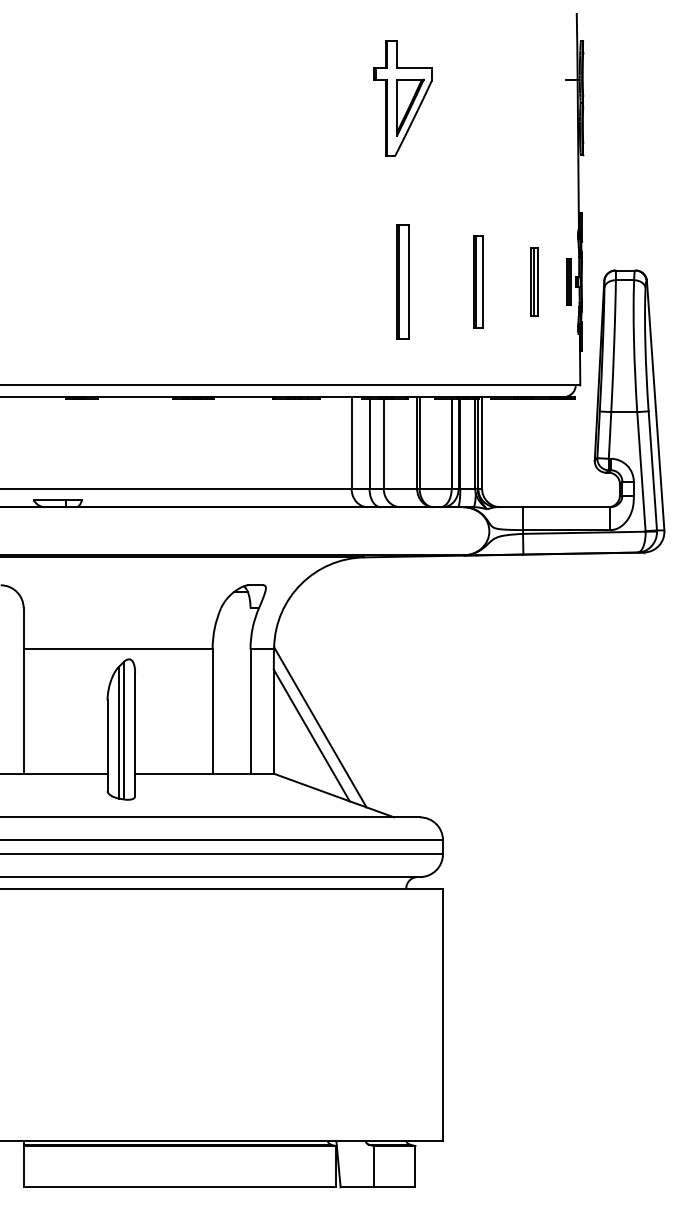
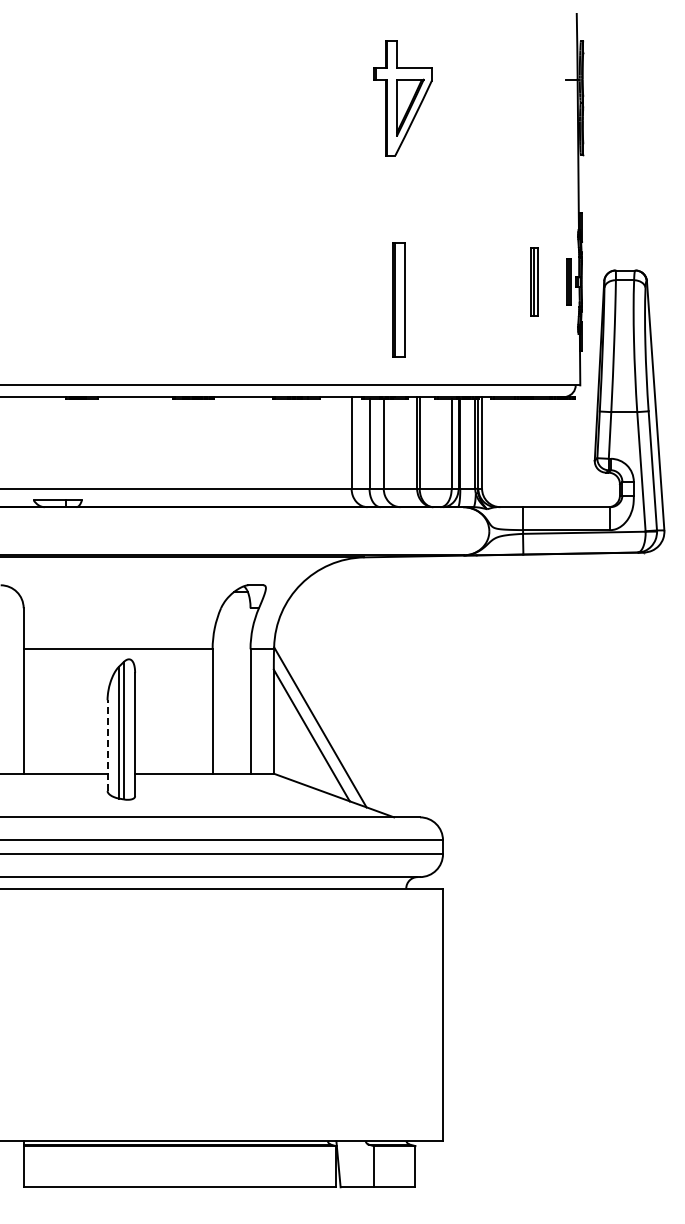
part position: (402, 281) -> (398, 299) (398, 299)
part: present -> none (478, 281)
line: solid -> dashed (107, 745)
